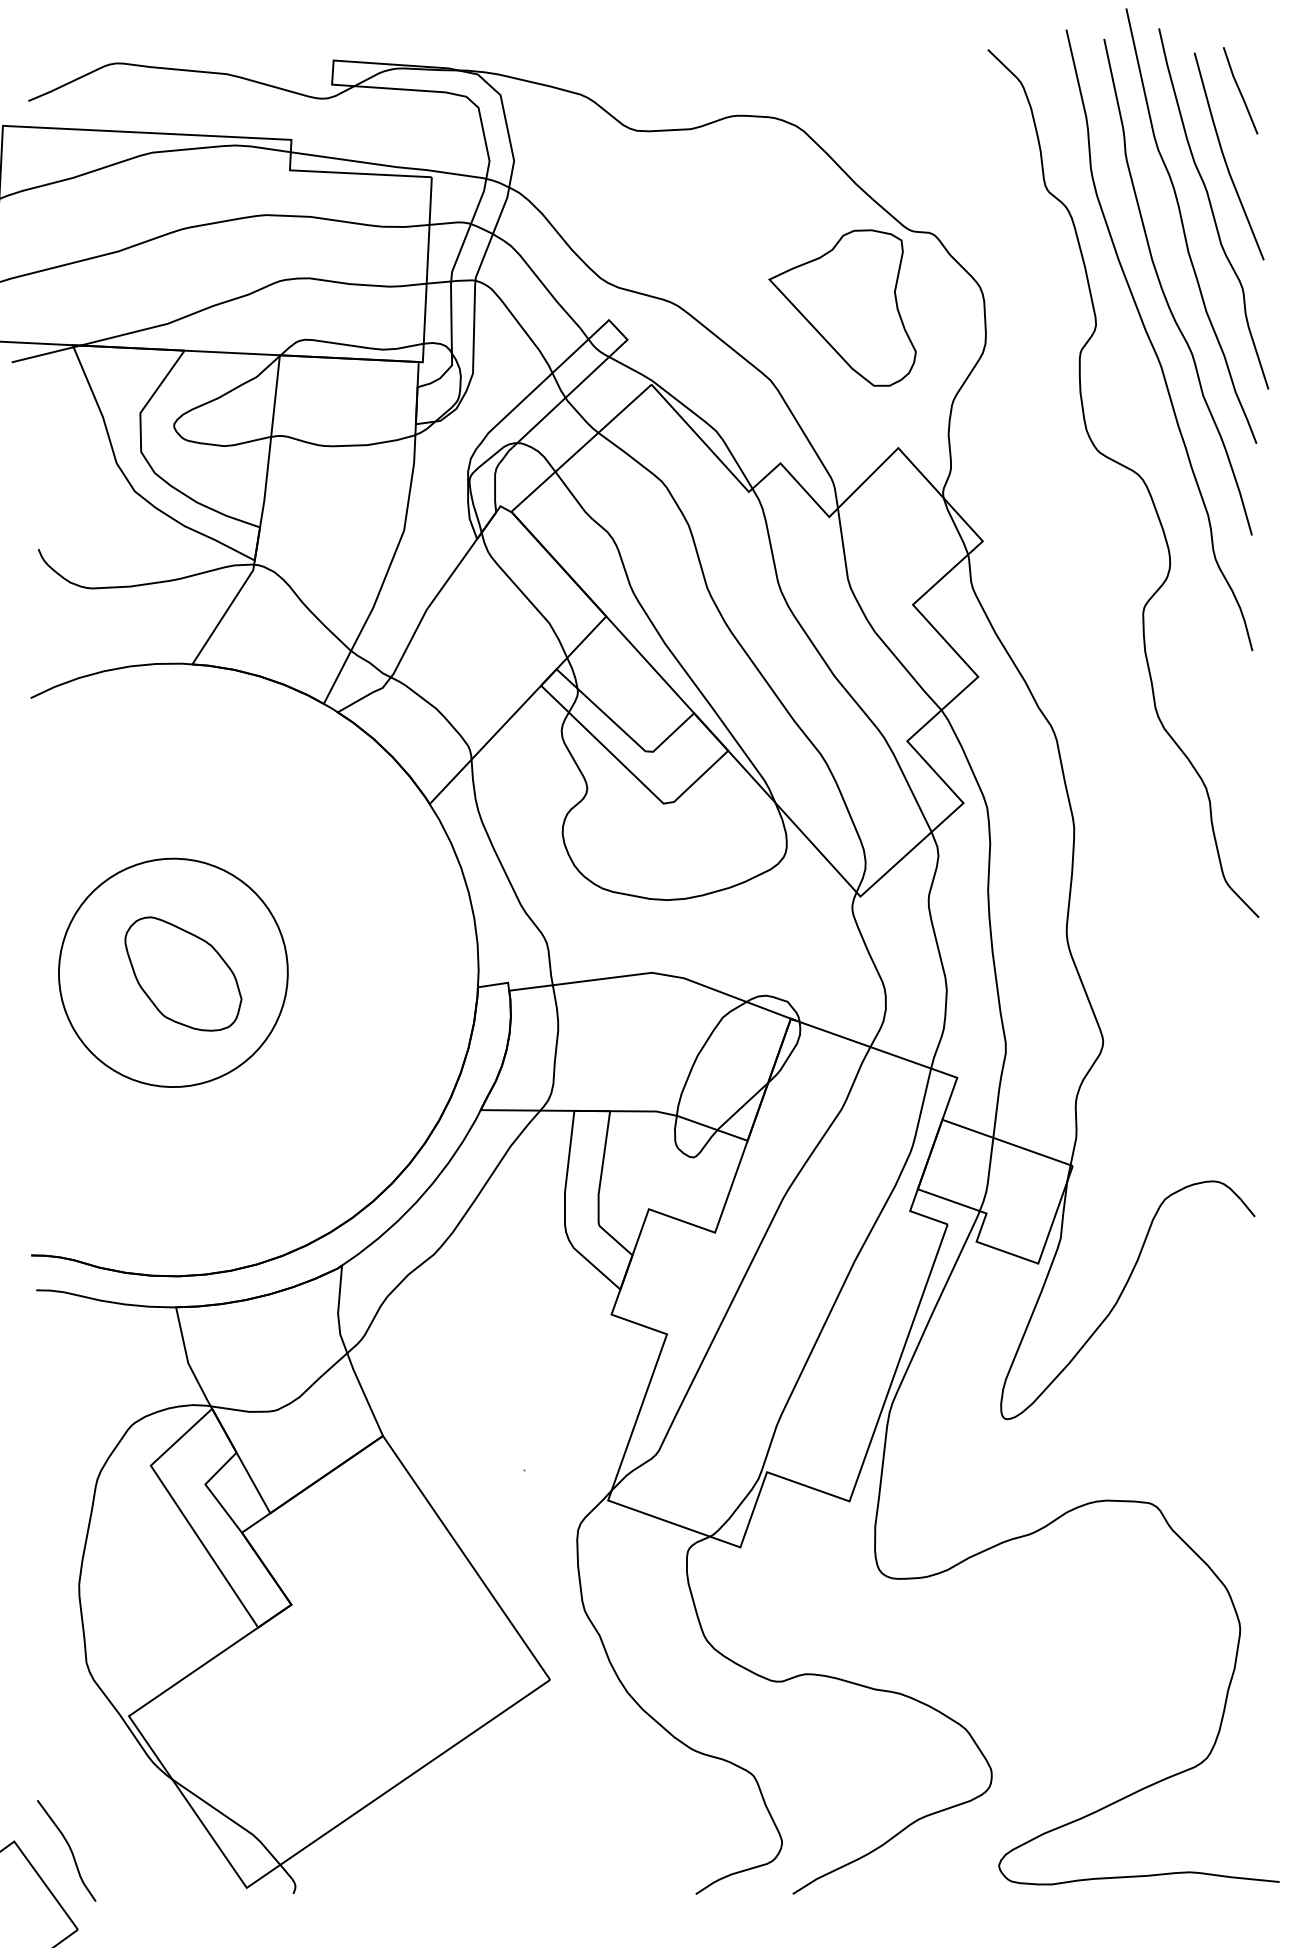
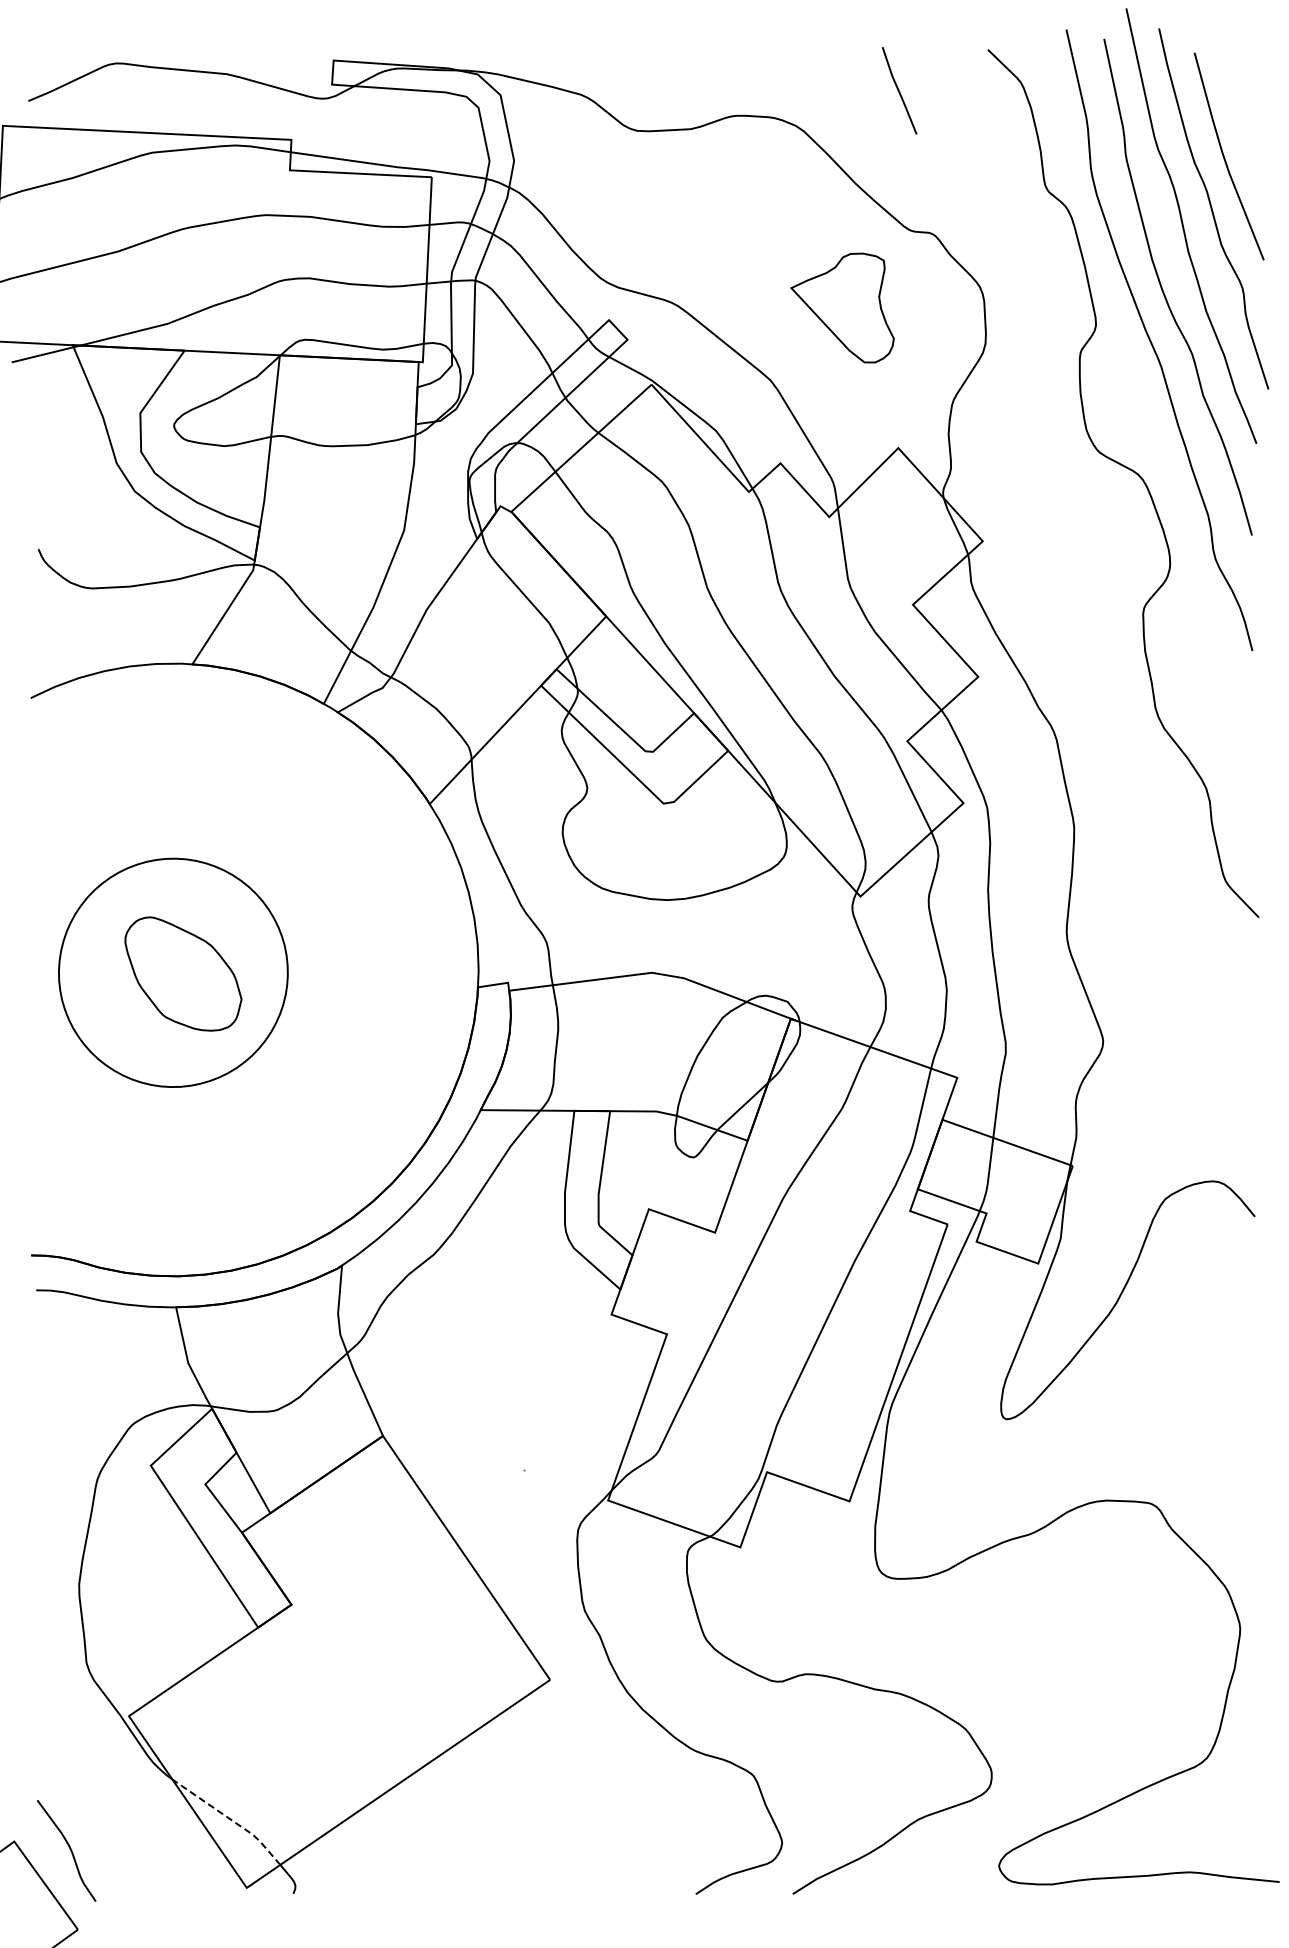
line position: (1240, 90) -> (899, 90) (899, 90)
part size: 149x158 px -> 105x112 px (842, 307)
line: solid -> dashed (230, 1819)
